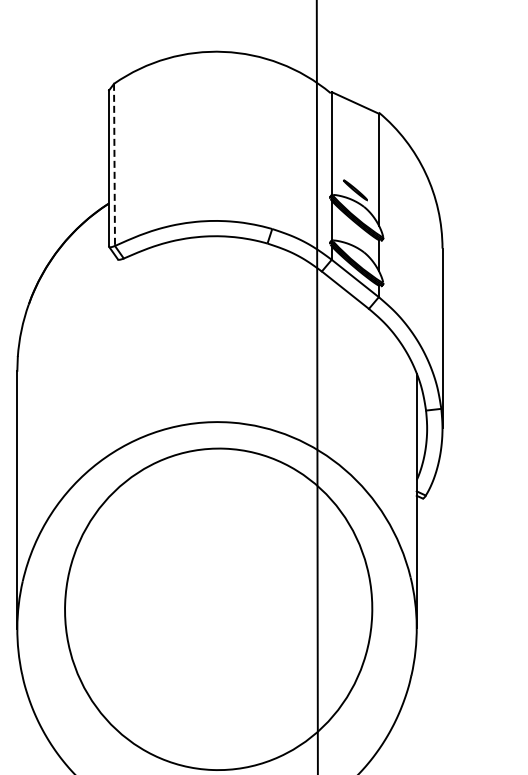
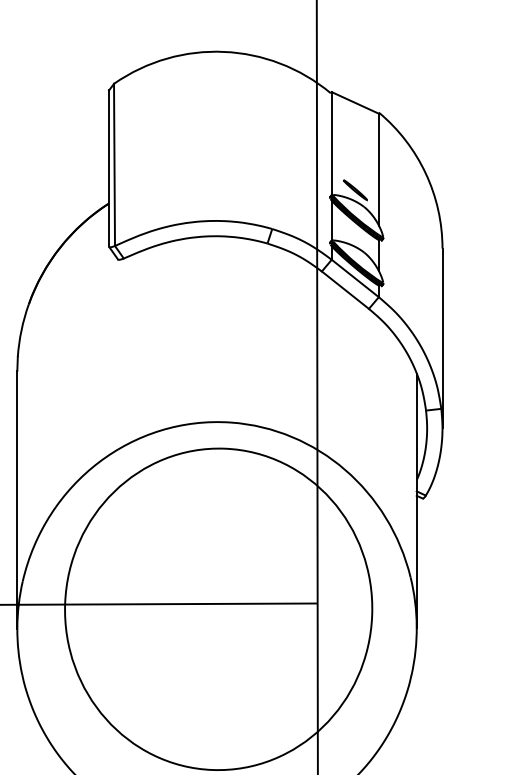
line: dashed -> solid (114, 165)
line: none -> present (158, 603)
